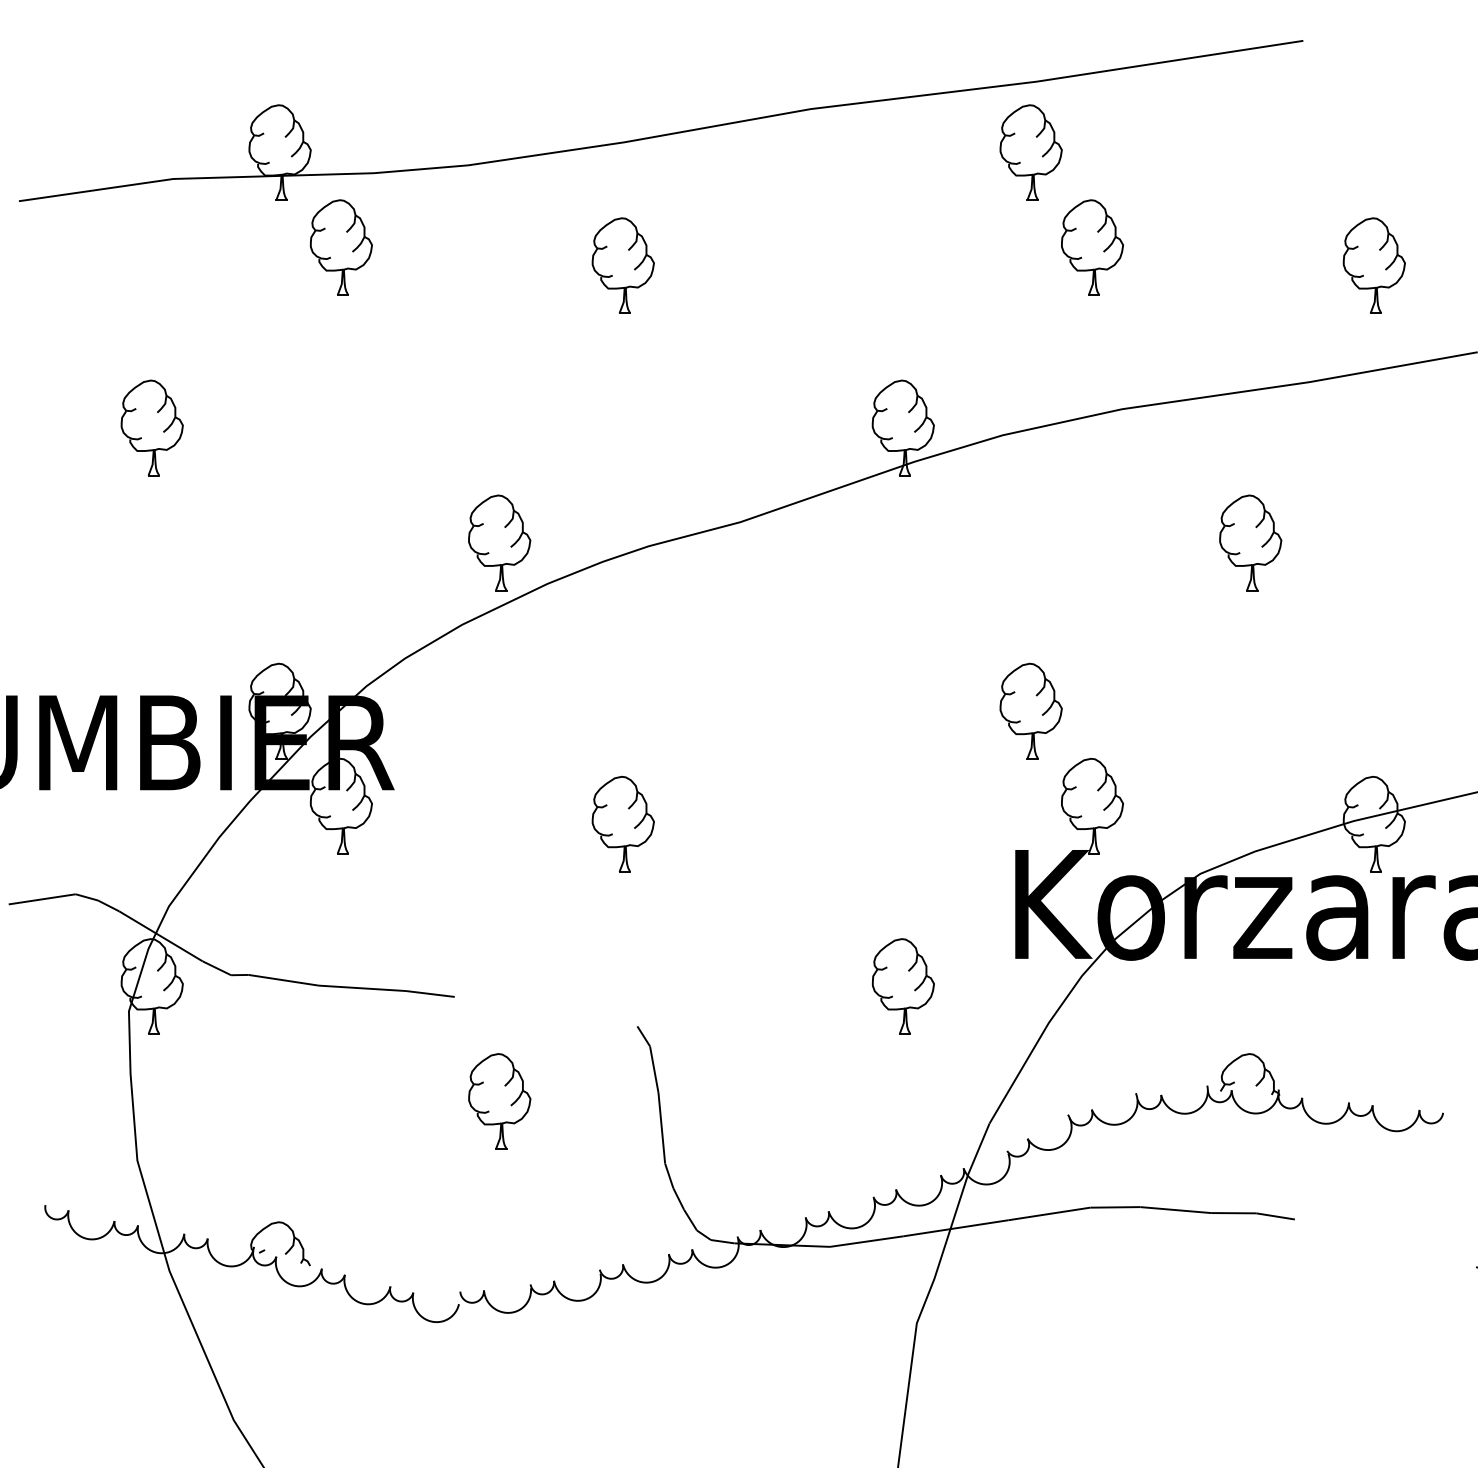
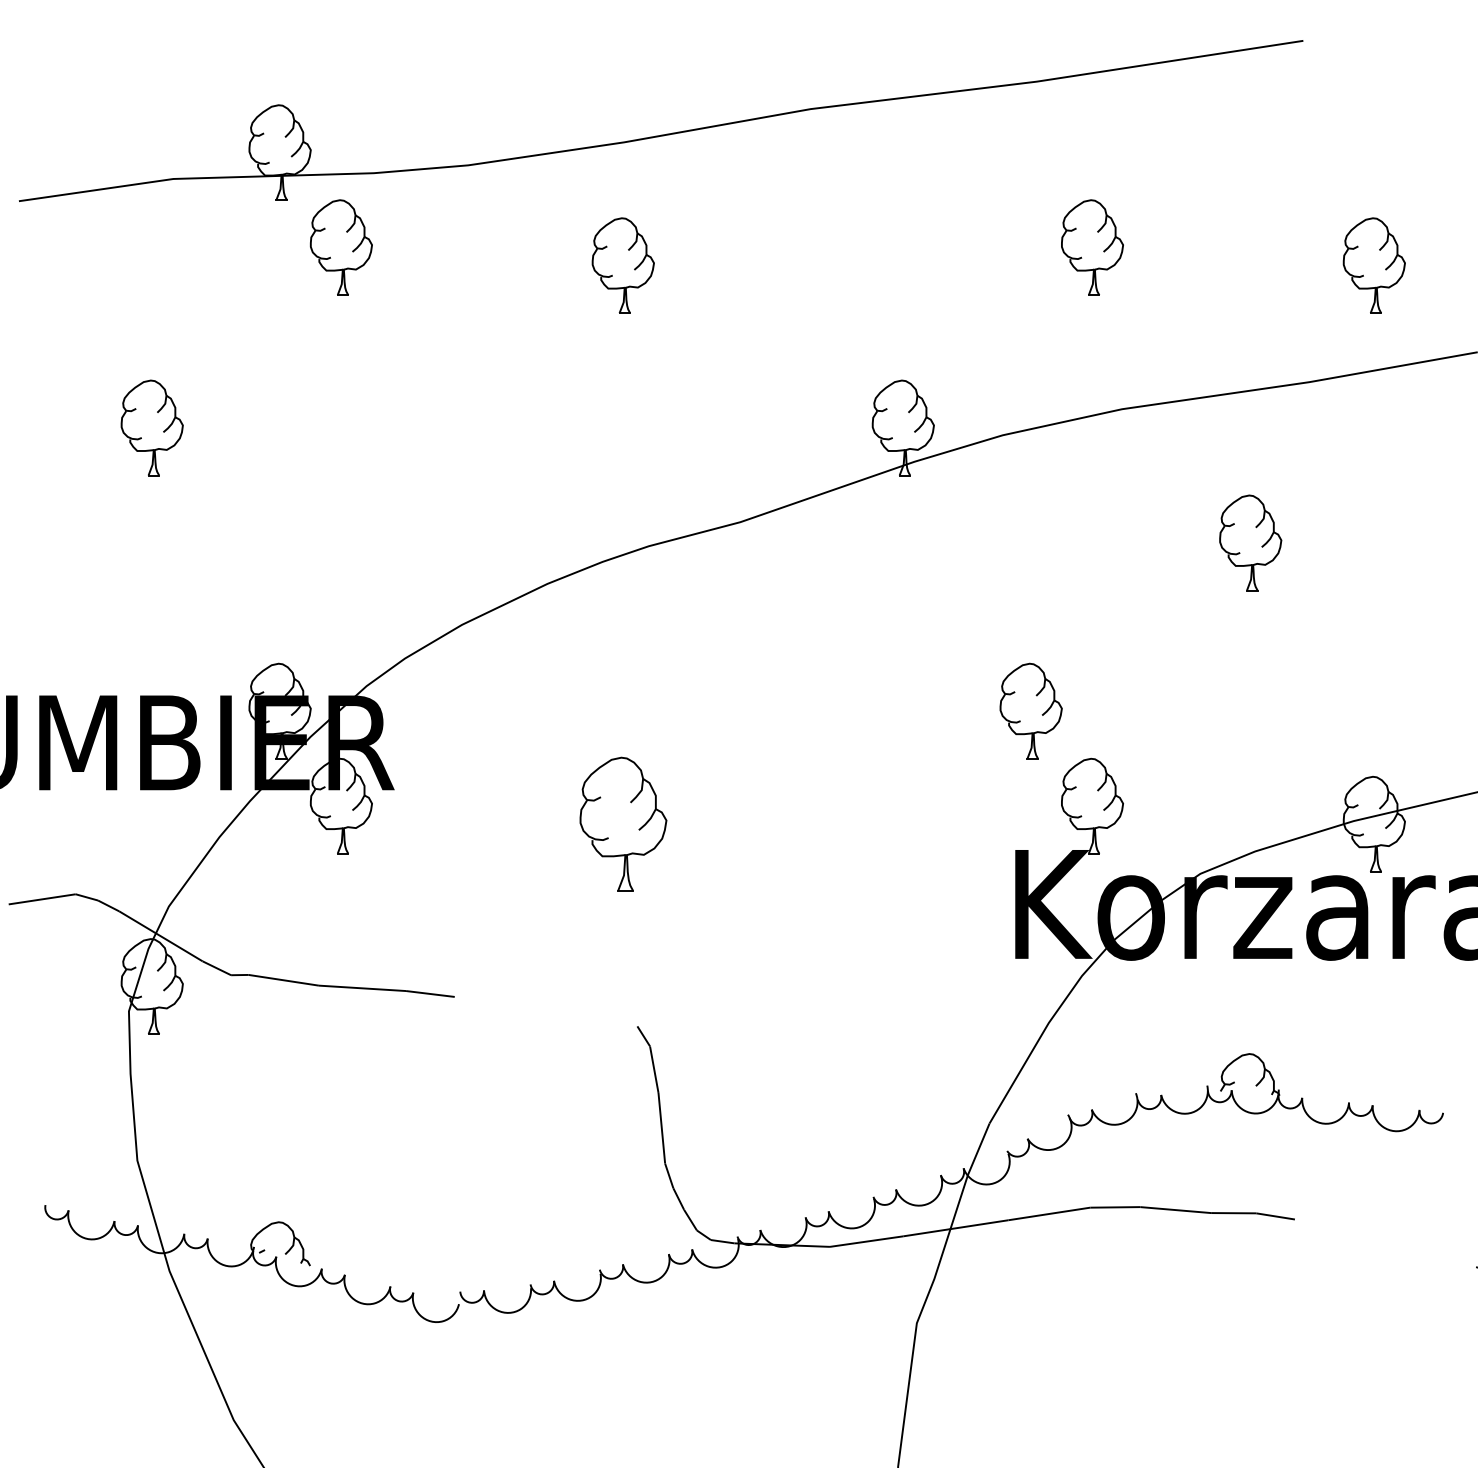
part: present -> none (1030, 152)
part: present -> none (499, 542)
part size: 64x97 px -> 89x136 px (623, 823)
part: present -> none (903, 986)
part: present -> none (499, 1101)
